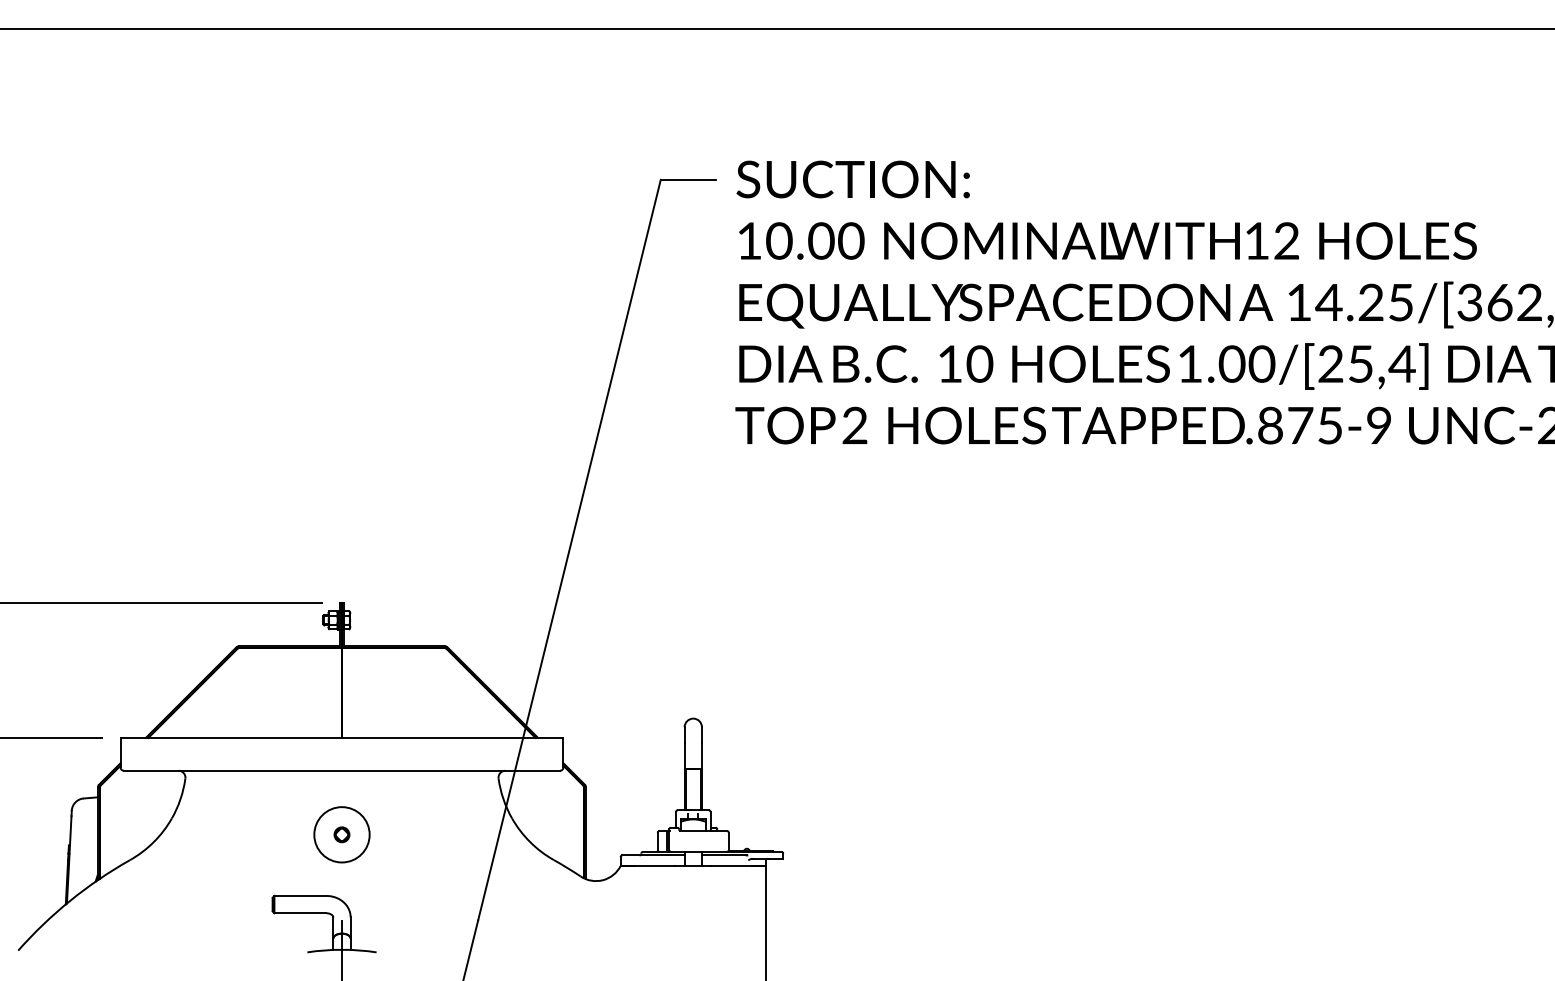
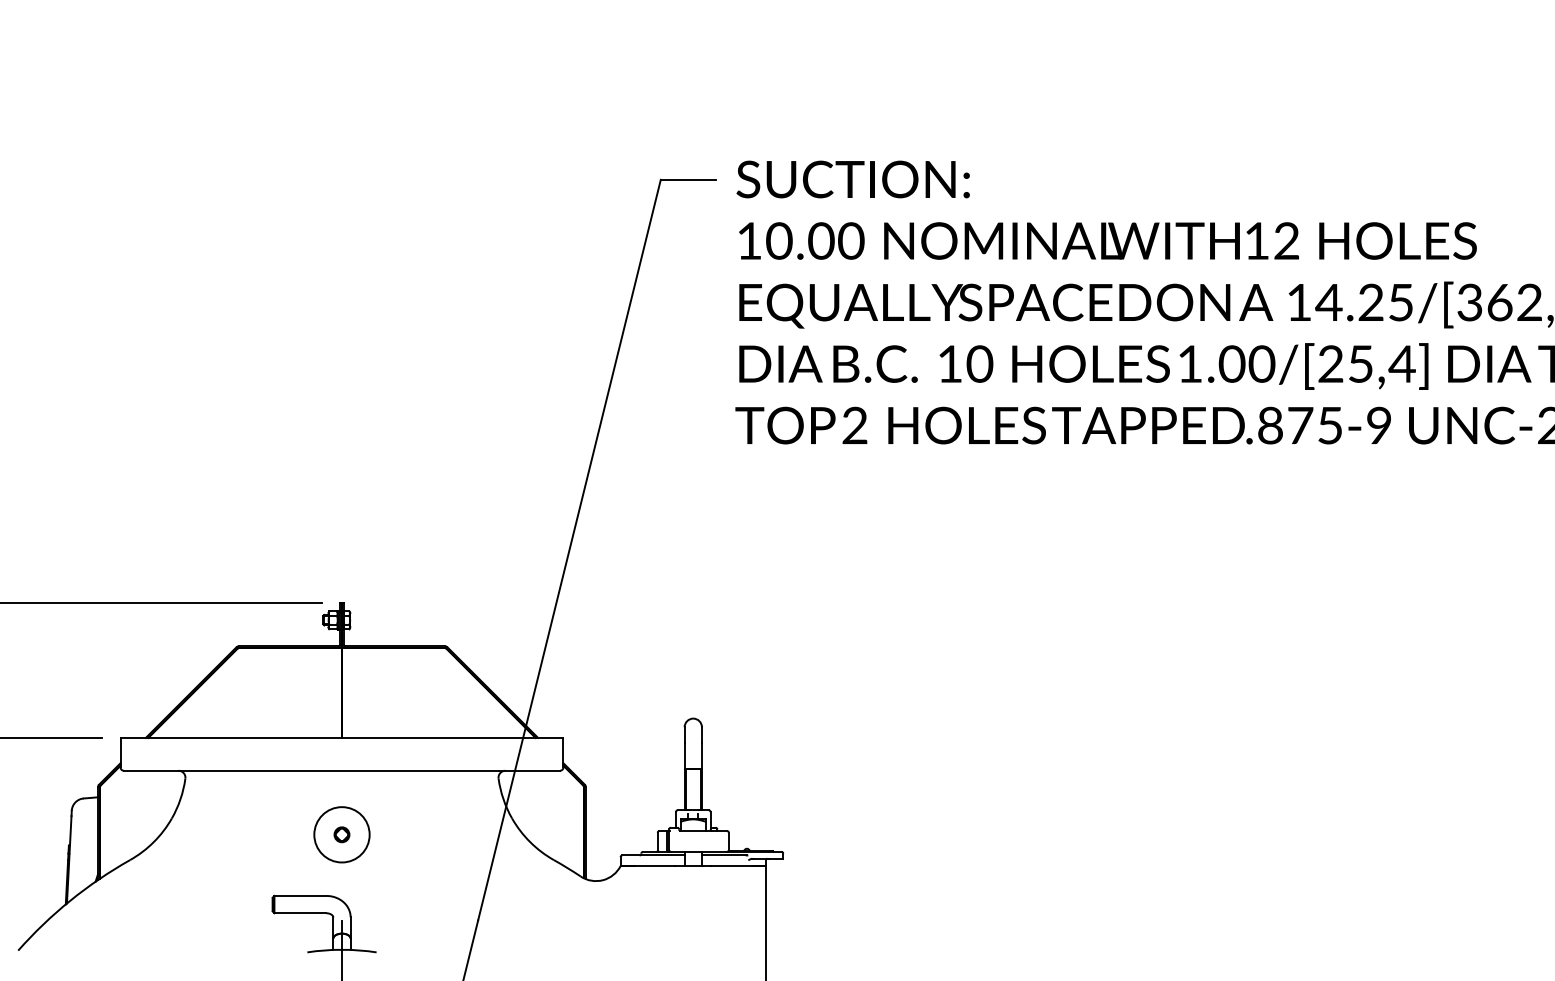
line: present -> none (776, 29)
